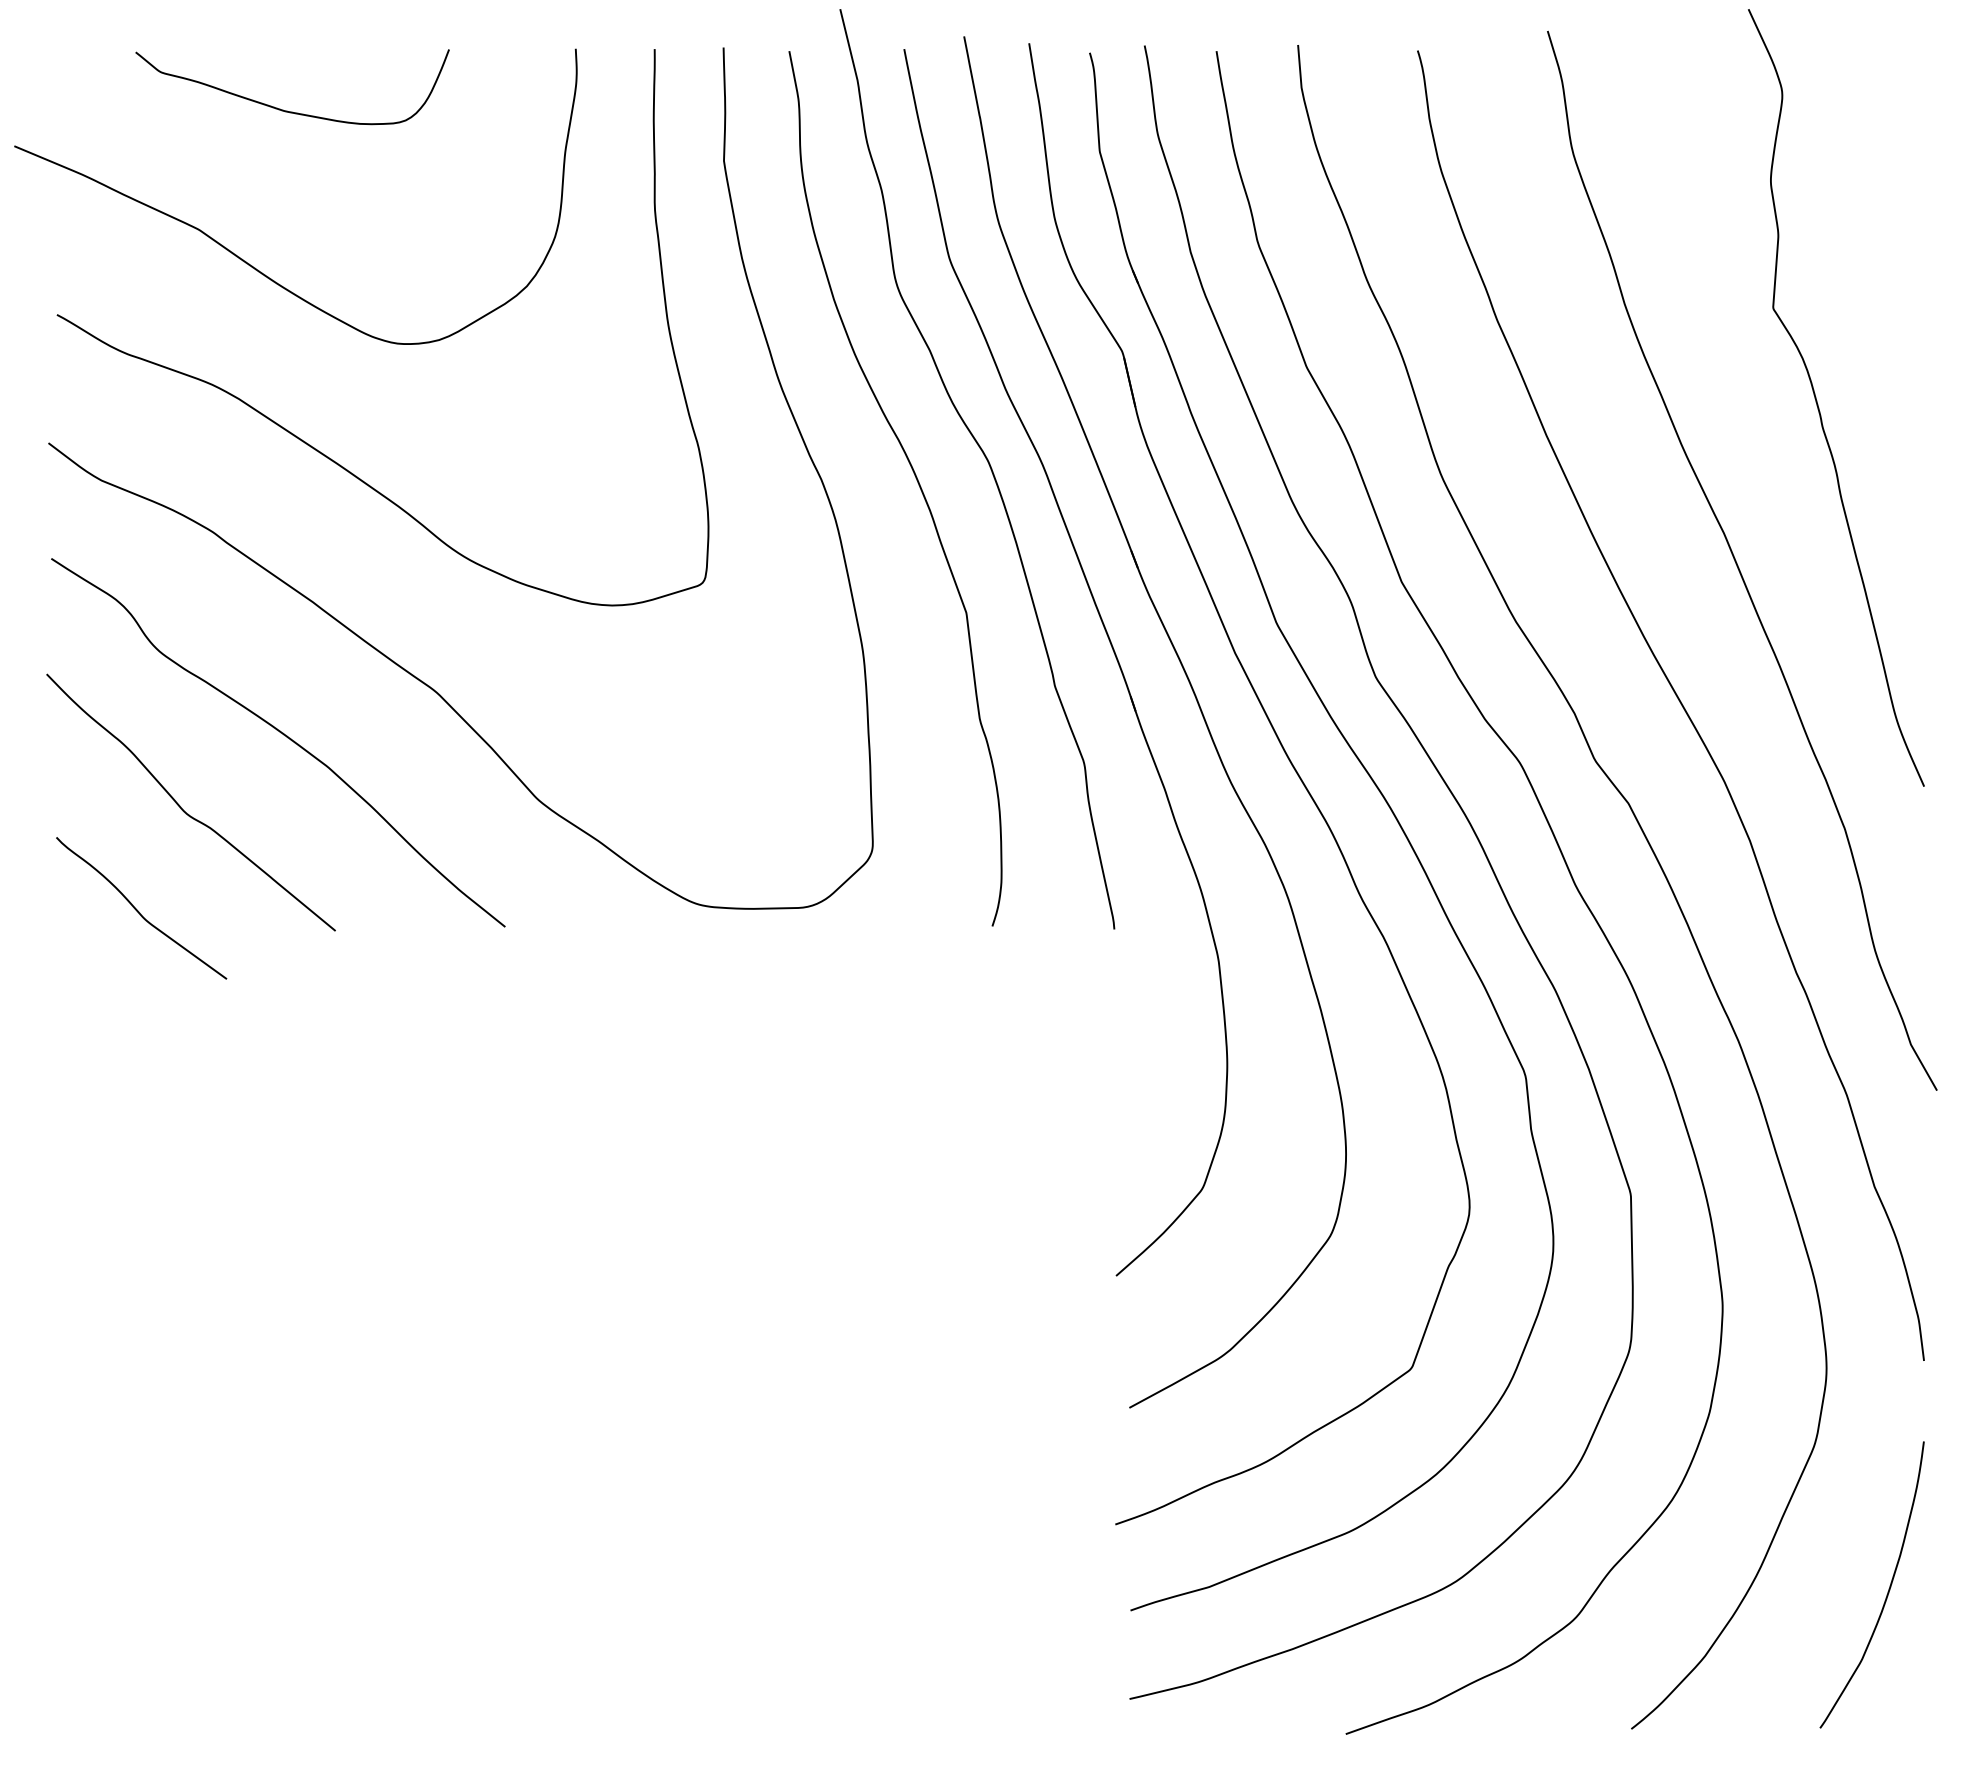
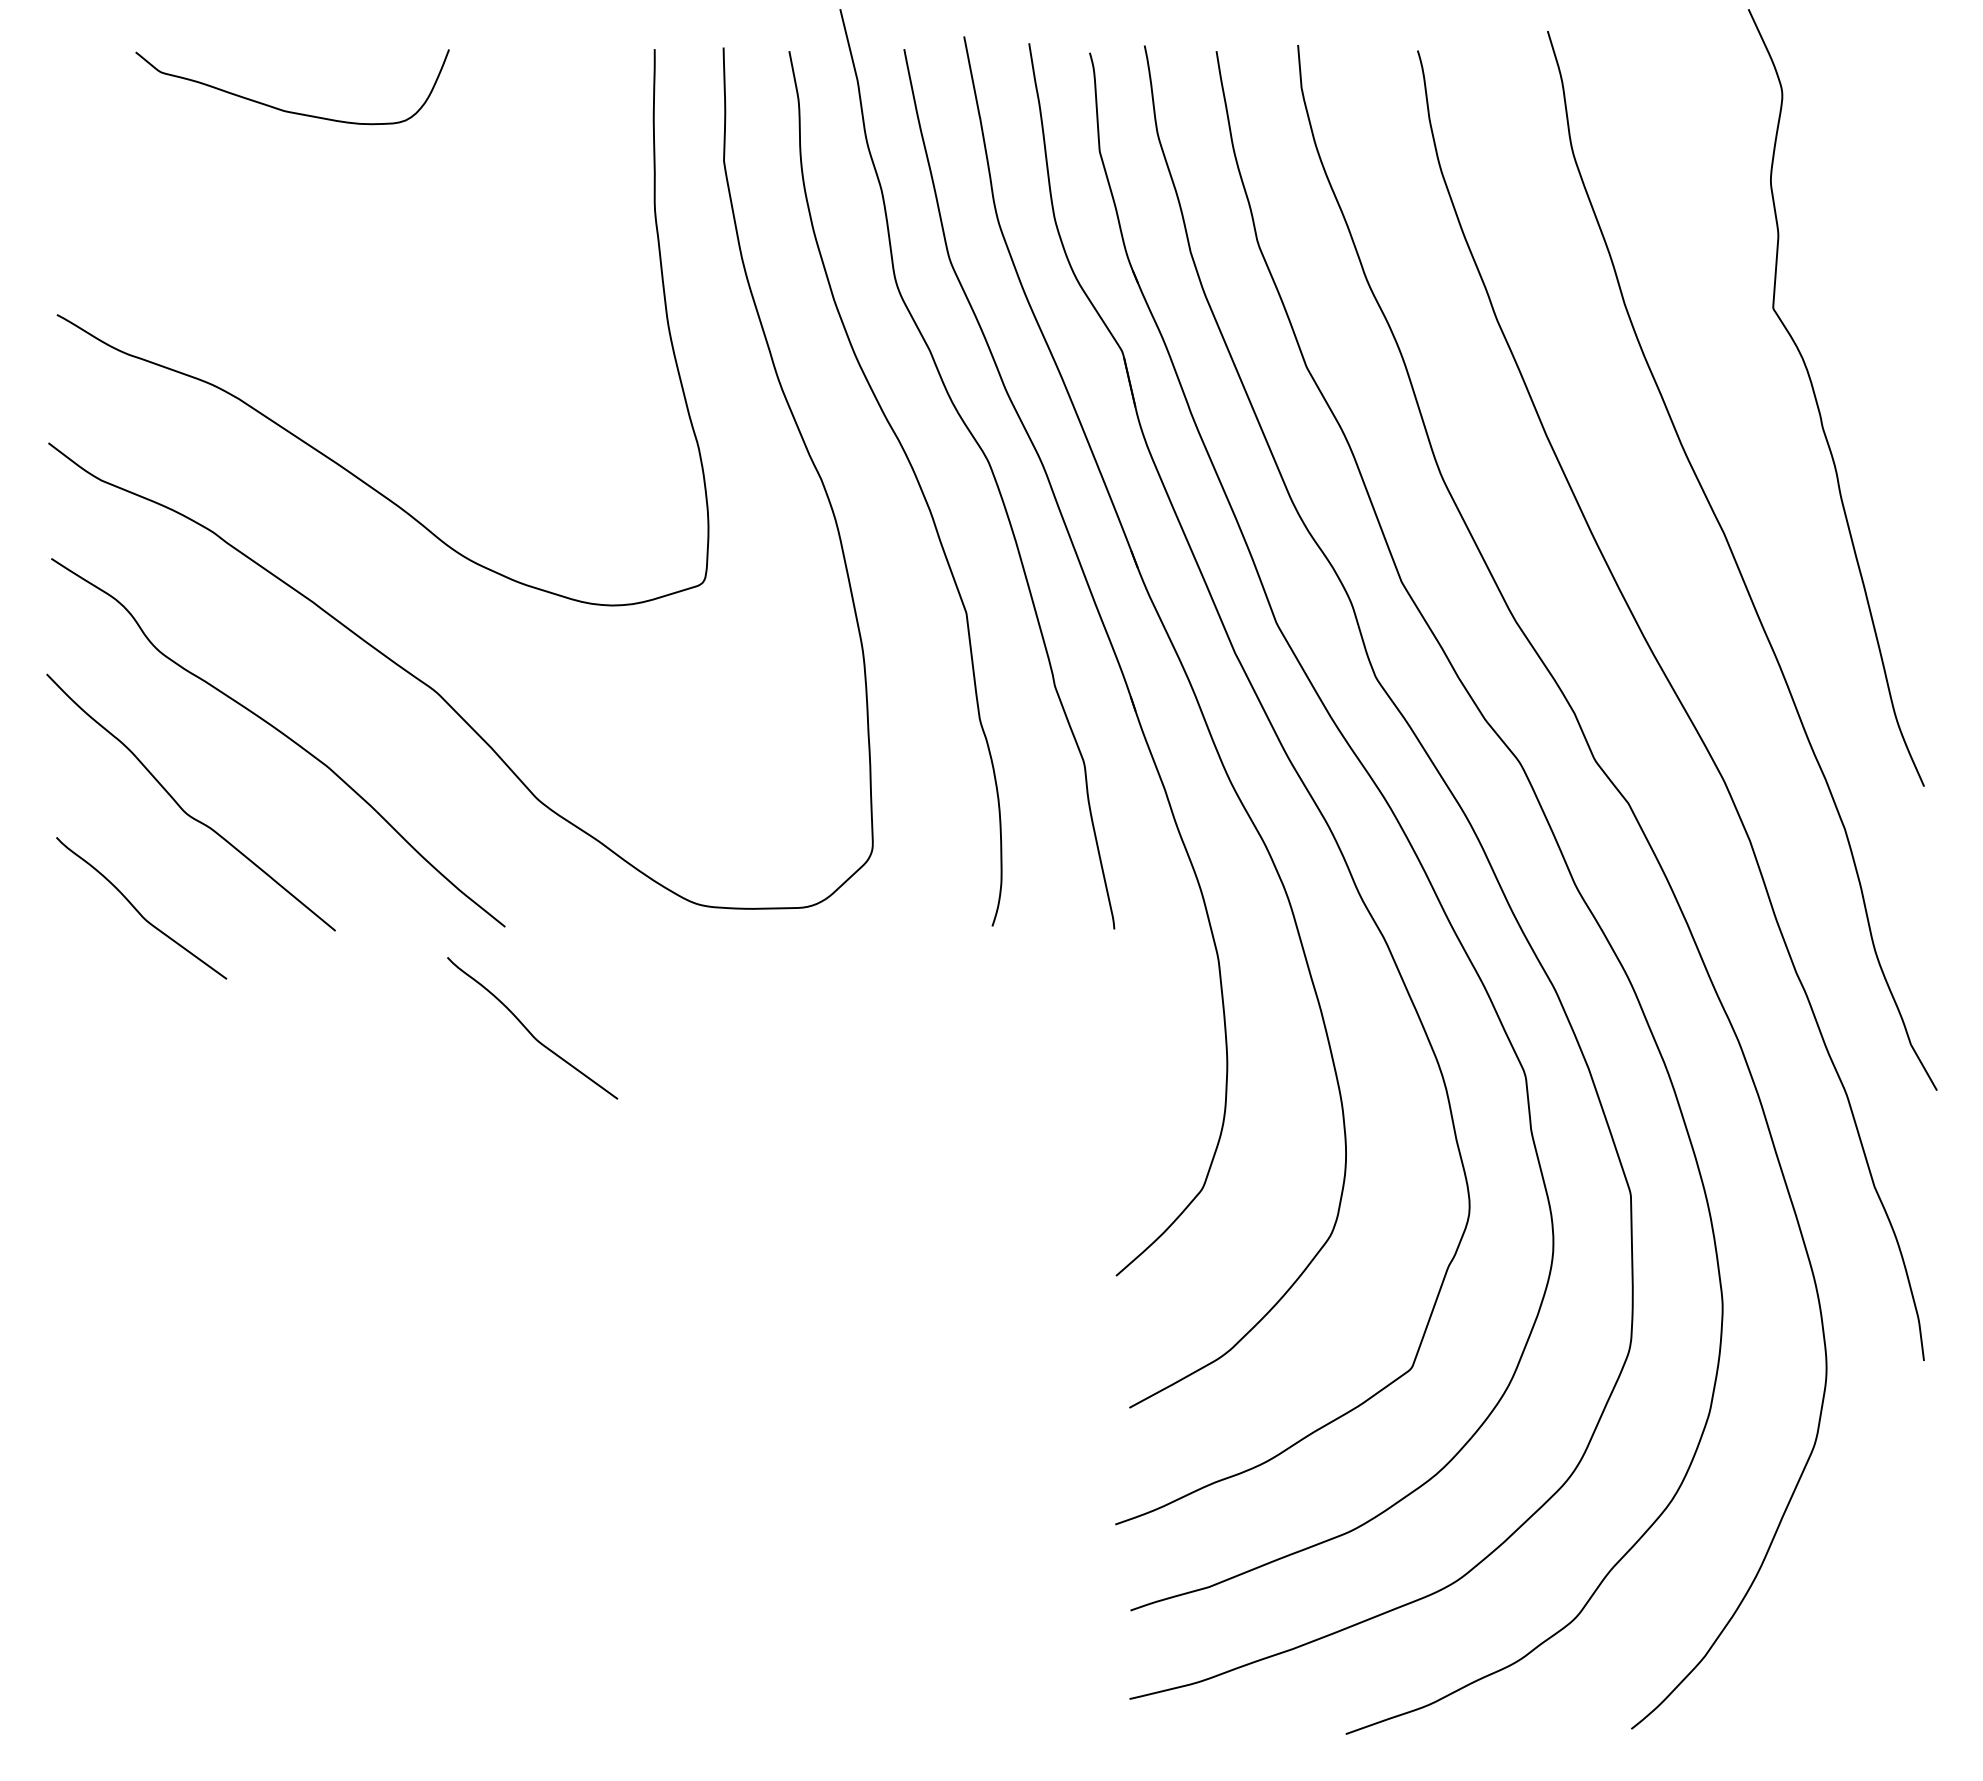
curve: present -> none (249, 263)
curve: none -> present (529, 1030)
curve: present -> none (1888, 1588)
